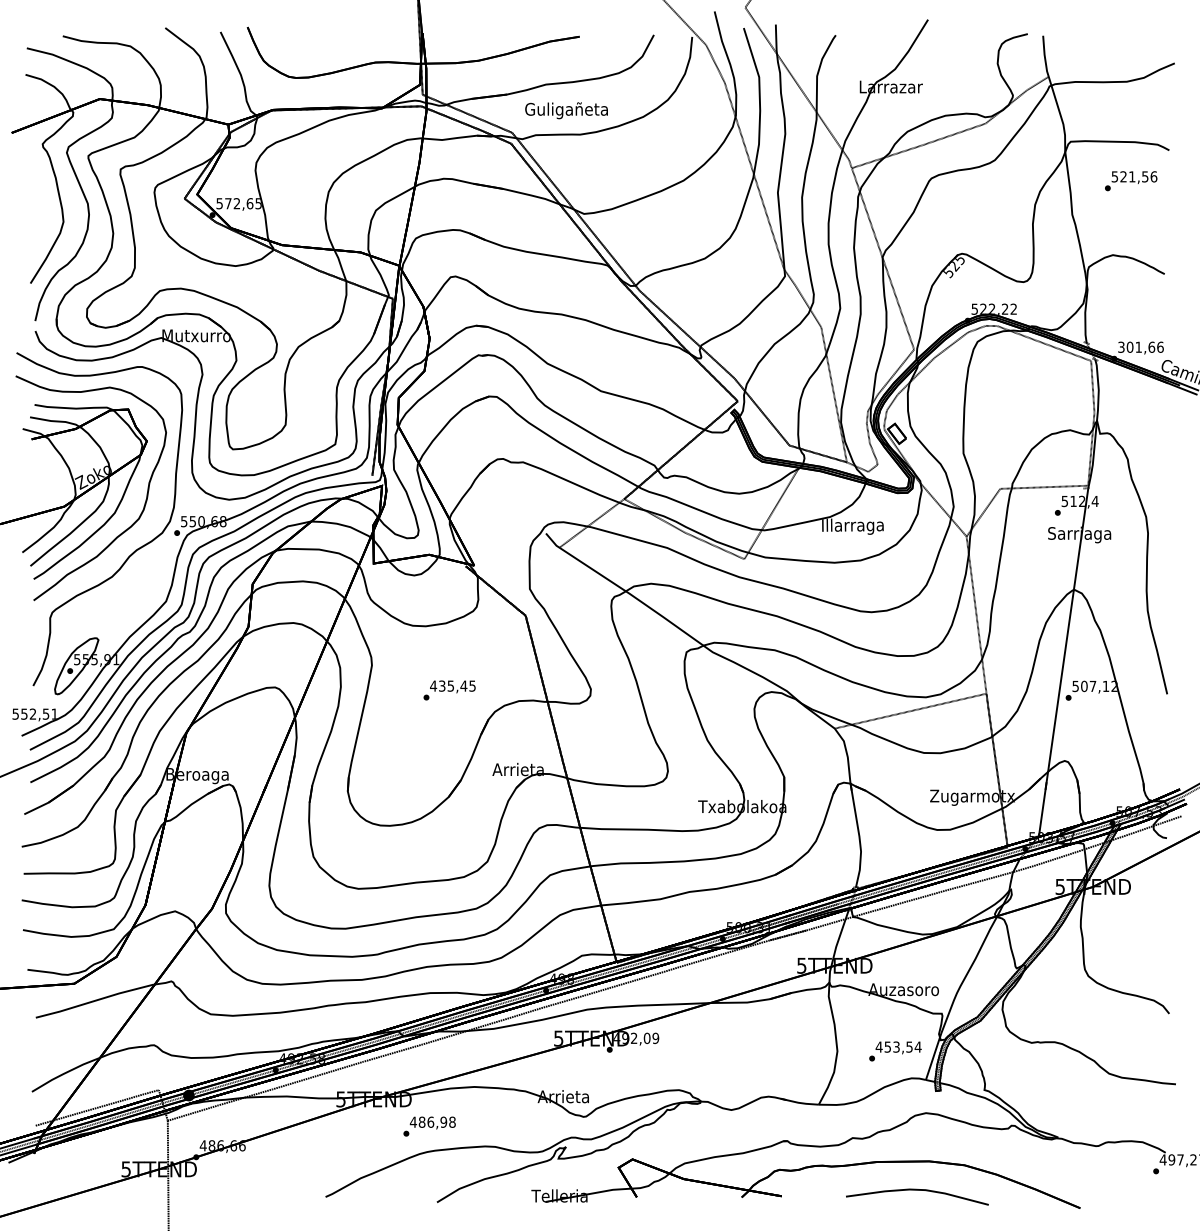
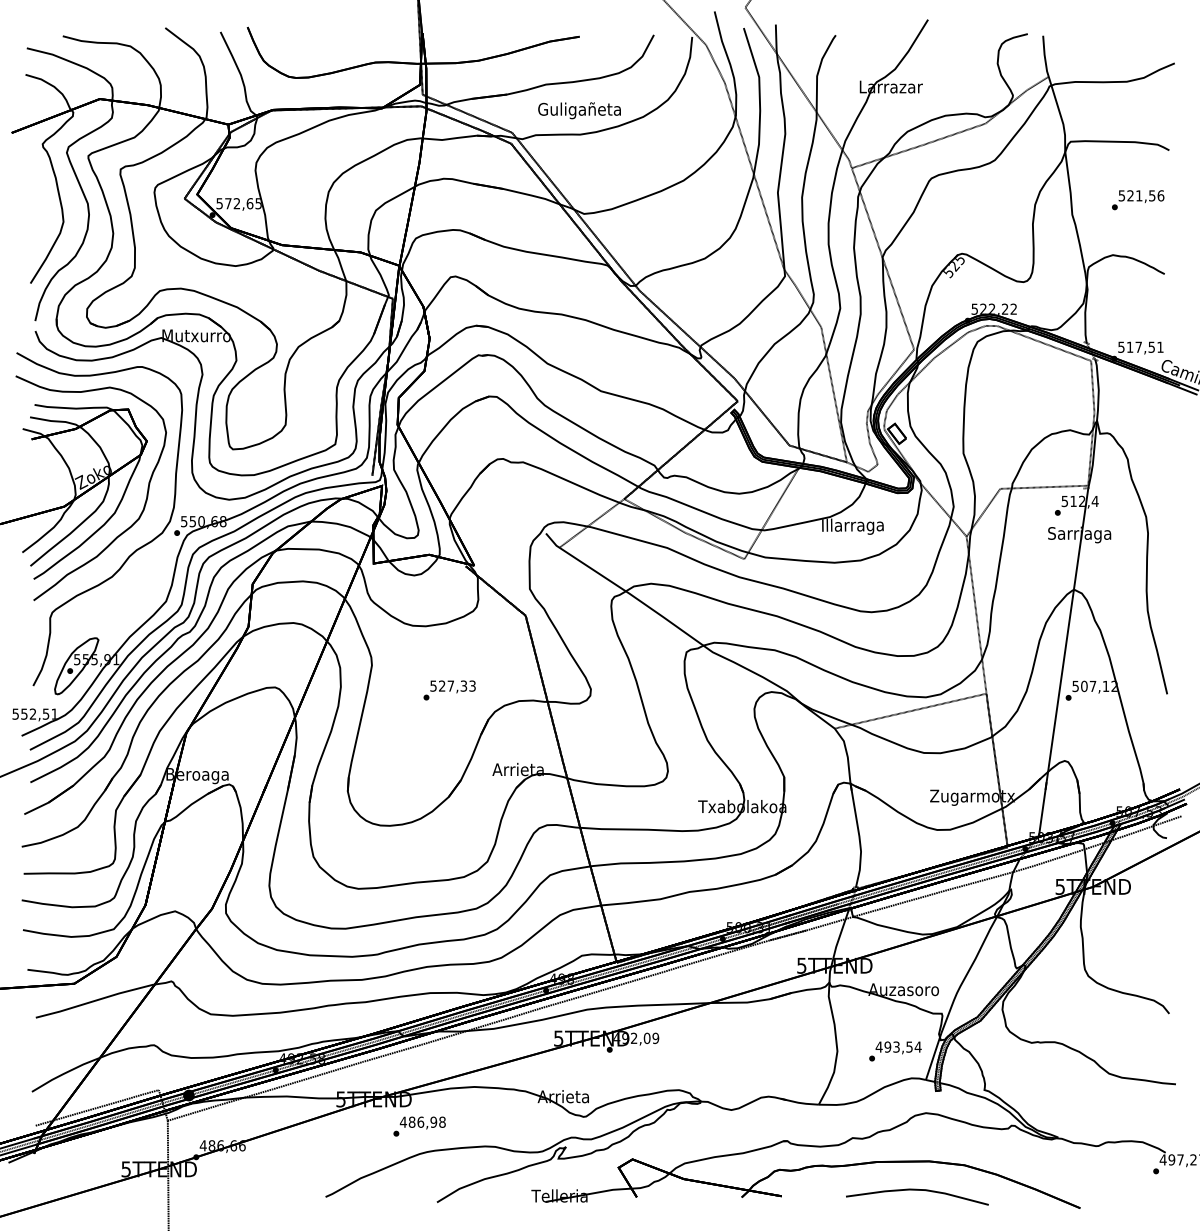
text position: (566, 110) -> (579, 110) (579, 110)
text position: (1131, 181) -> (1138, 200) (1138, 200)
text: 301,66 -> 517,51 (1140, 346)
text: 435,45 -> 527,33 (452, 685)
text: 453,54 -> 493,54 (887, 1046)
text position: (429, 1126) -> (419, 1126) (419, 1126)
